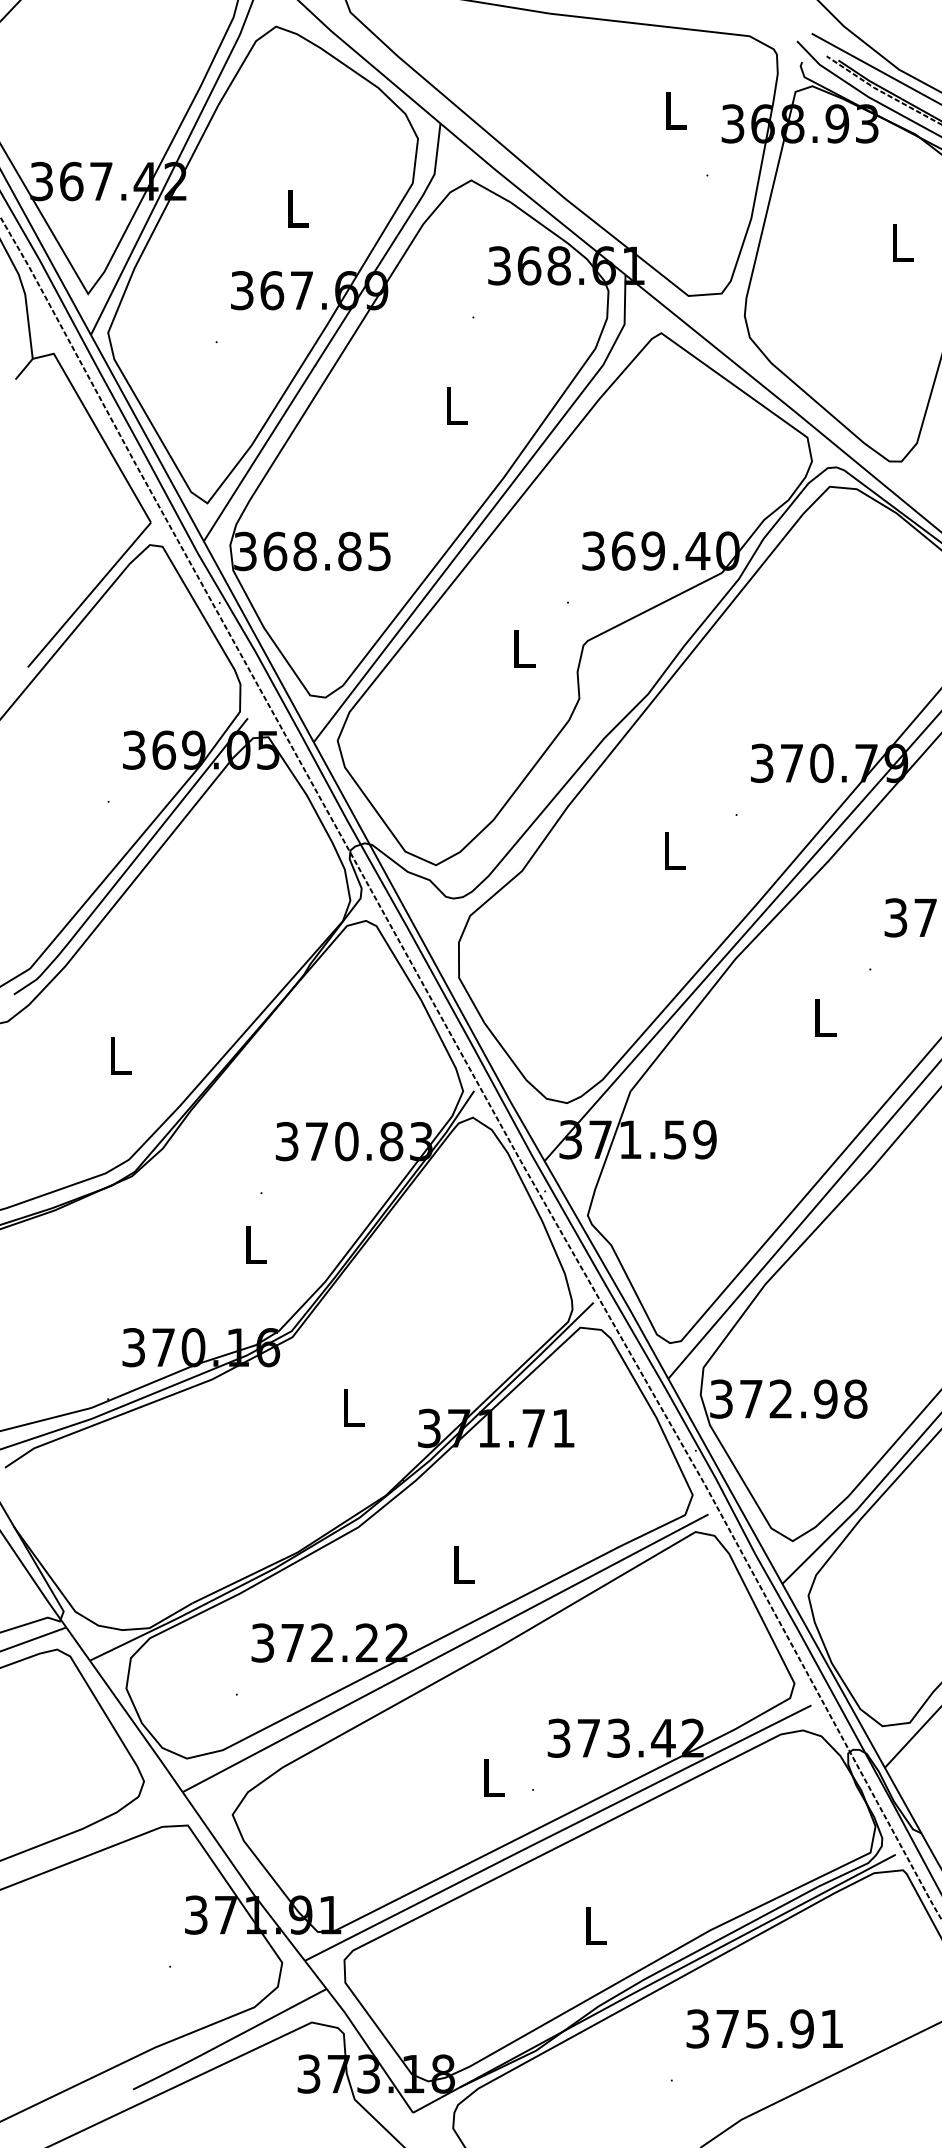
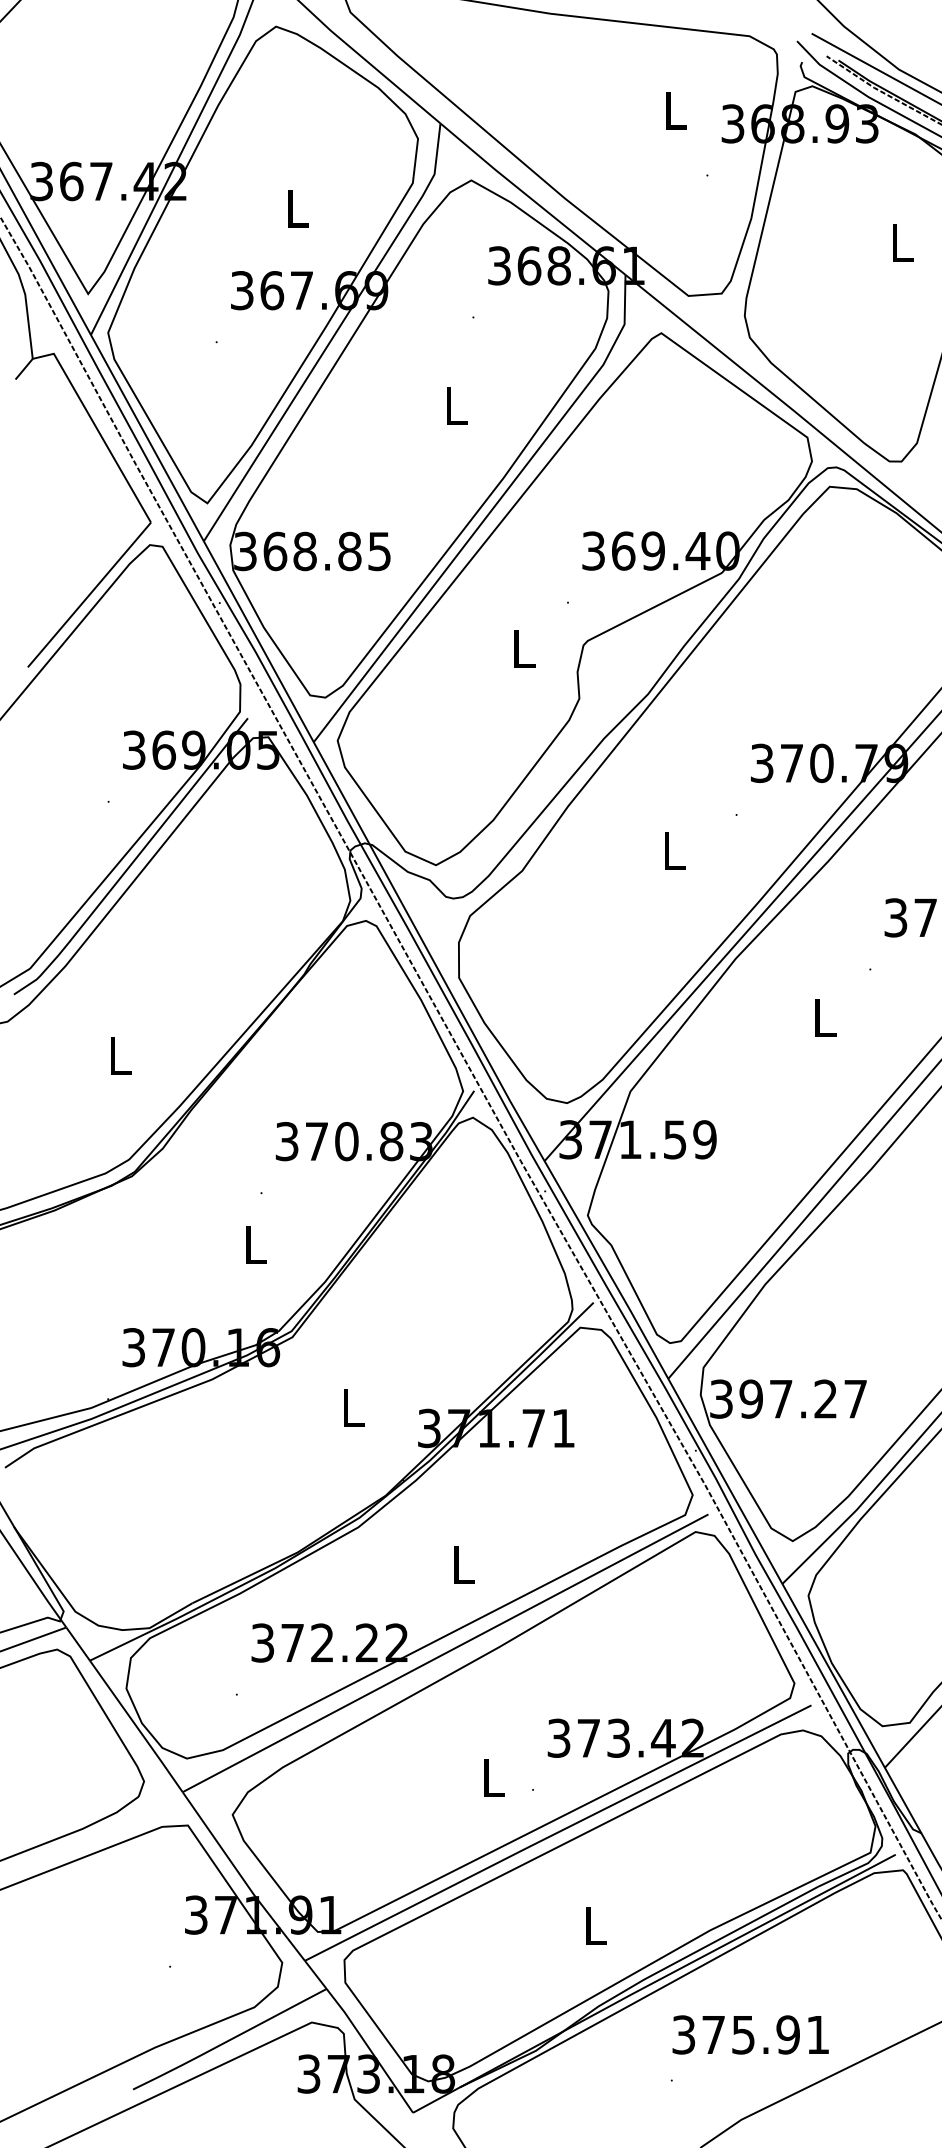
text: 372.98 -> 397.27 (803, 1398)
text position: (764, 2028) -> (750, 2034) (750, 2034)
